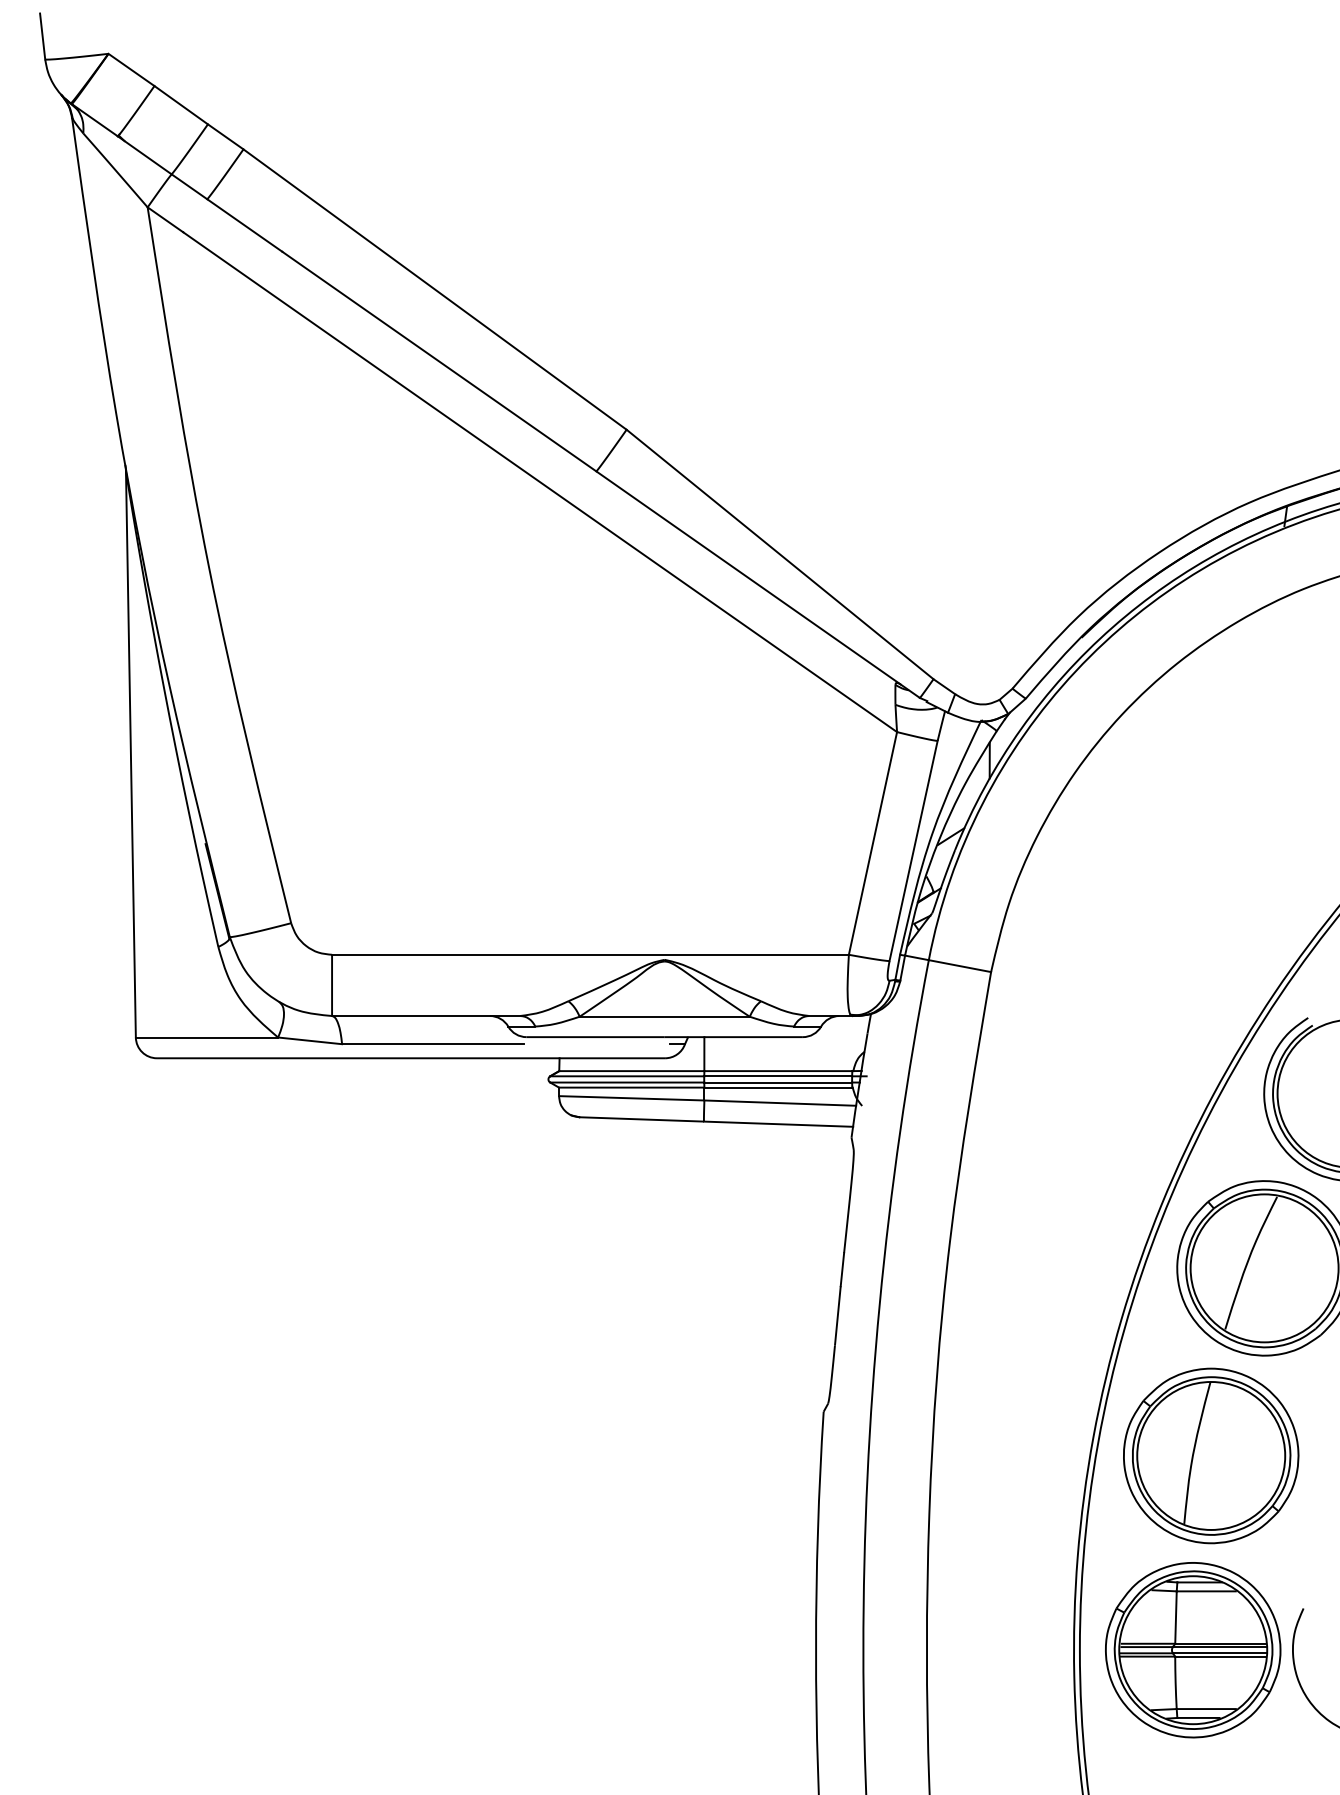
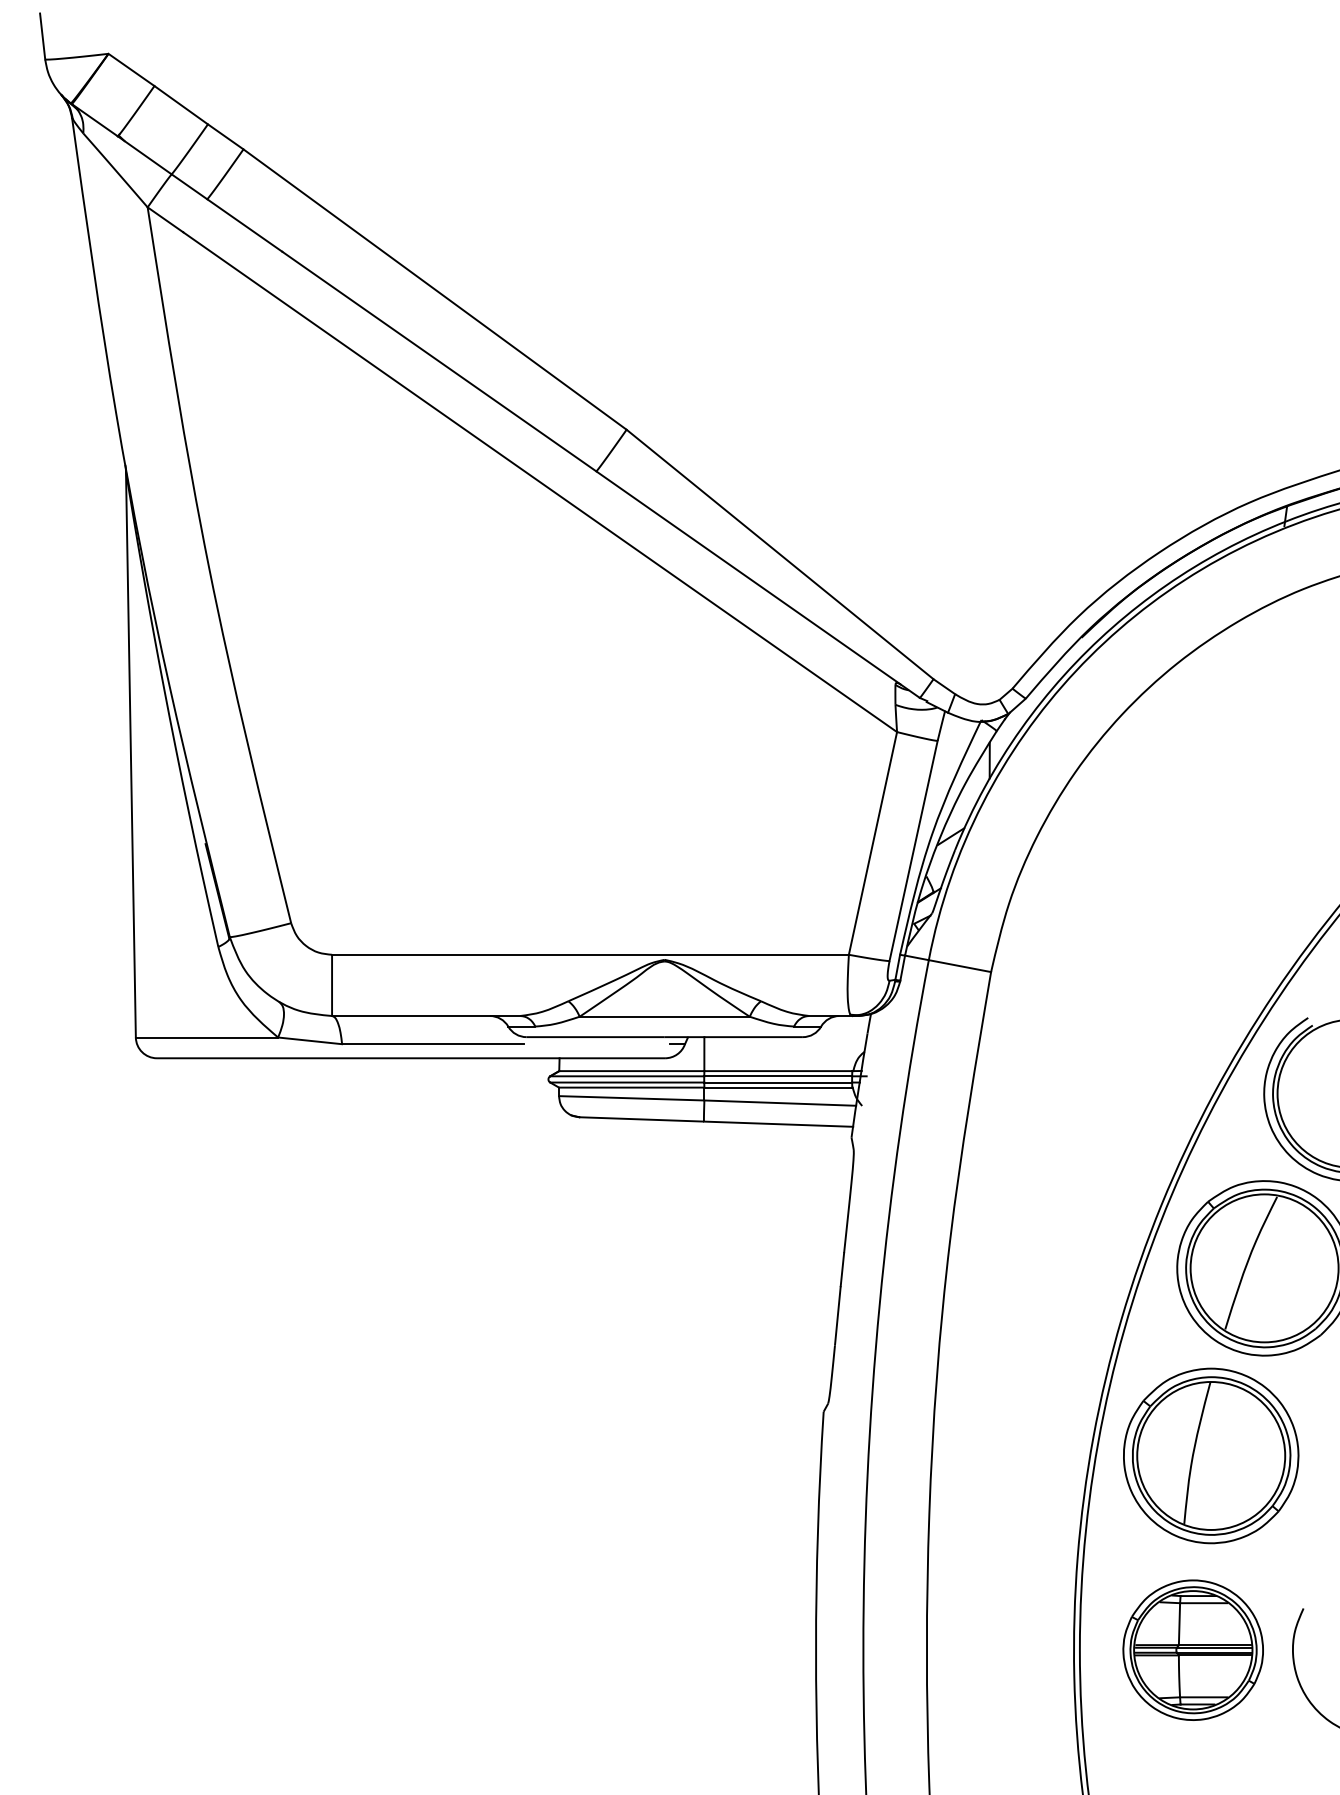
part size: 177x177 px -> 142x142 px (1192, 1649)
